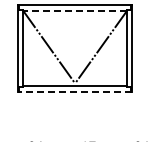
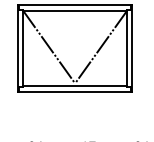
line: dashed -> solid (74, 10)
line: dashed -> solid (74, 92)
